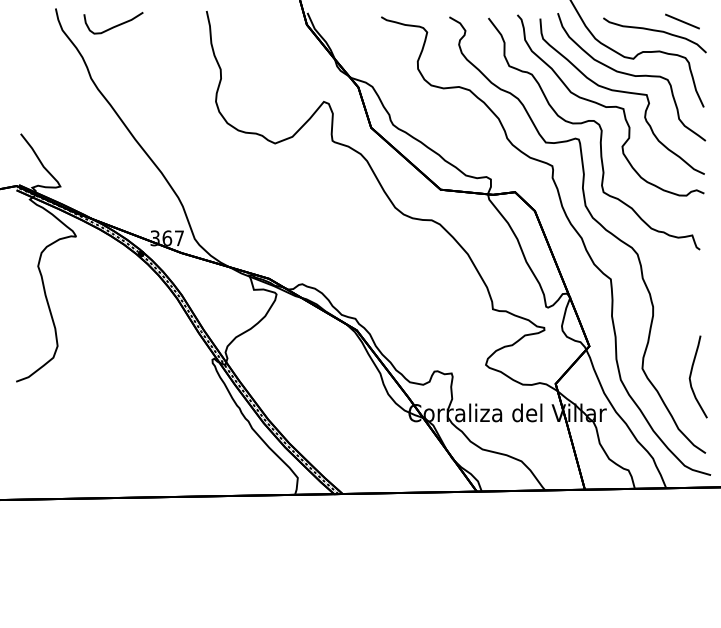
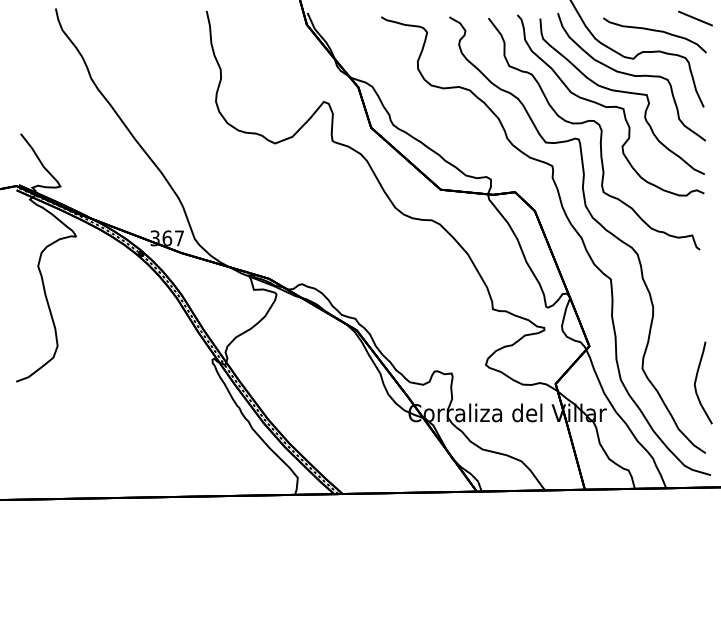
line position: (682, 21) -> (695, 18) (695, 18)
curve: present -> none (115, 25)
curve position: (691, 376) -> (696, 382) (696, 382)
